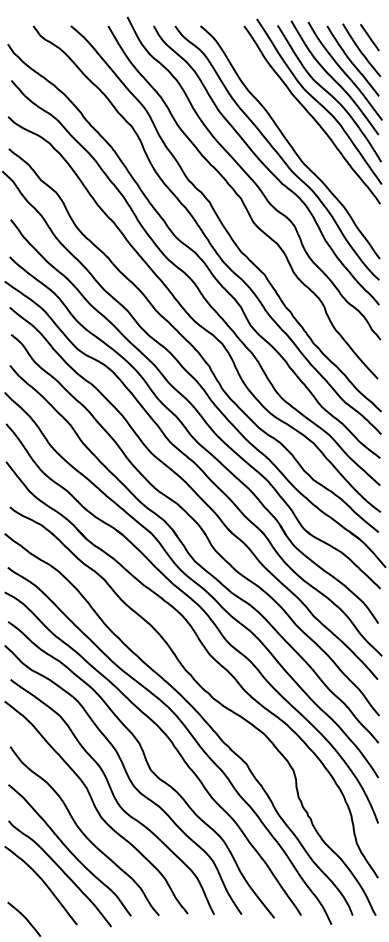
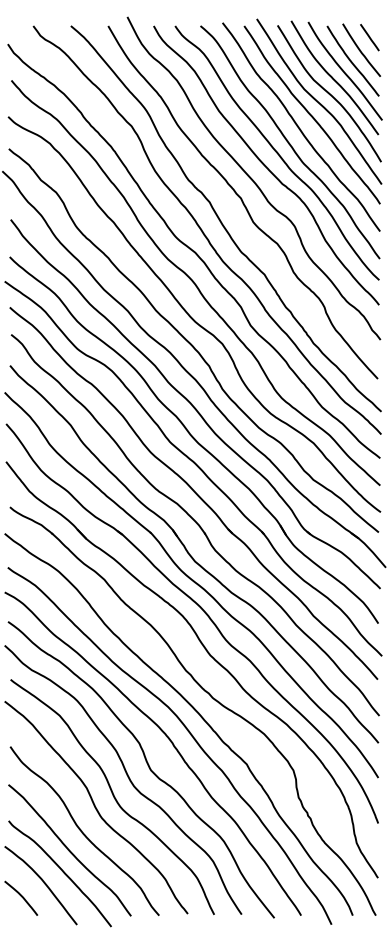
curve: none -> present (299, 126)
curve position: (24, 918) -> (21, 897) (21, 897)
